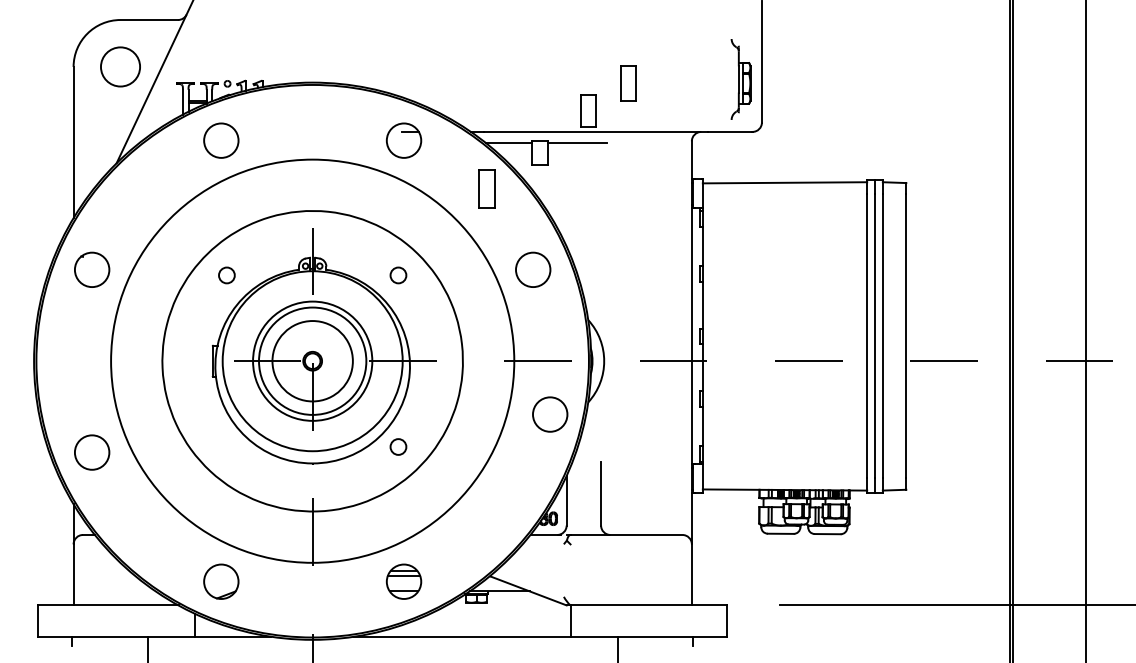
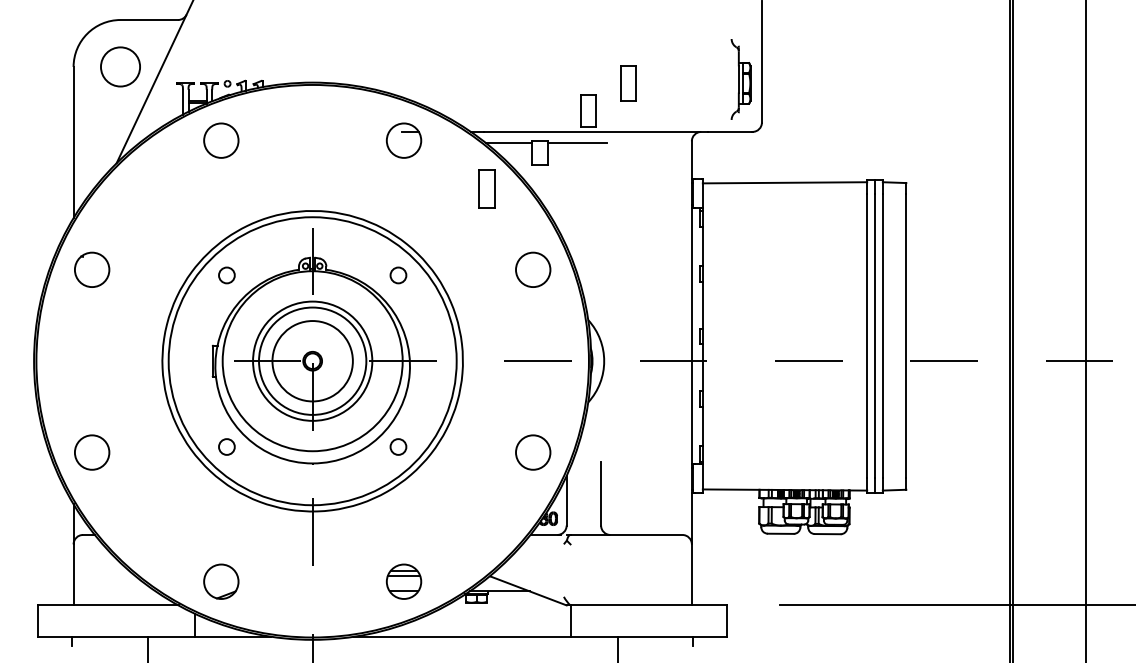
circle diameter: 403 px -> 288 px (312, 361)
circle position: (550, 414) -> (533, 452) (533, 452)
circle: none -> present (226, 446)
